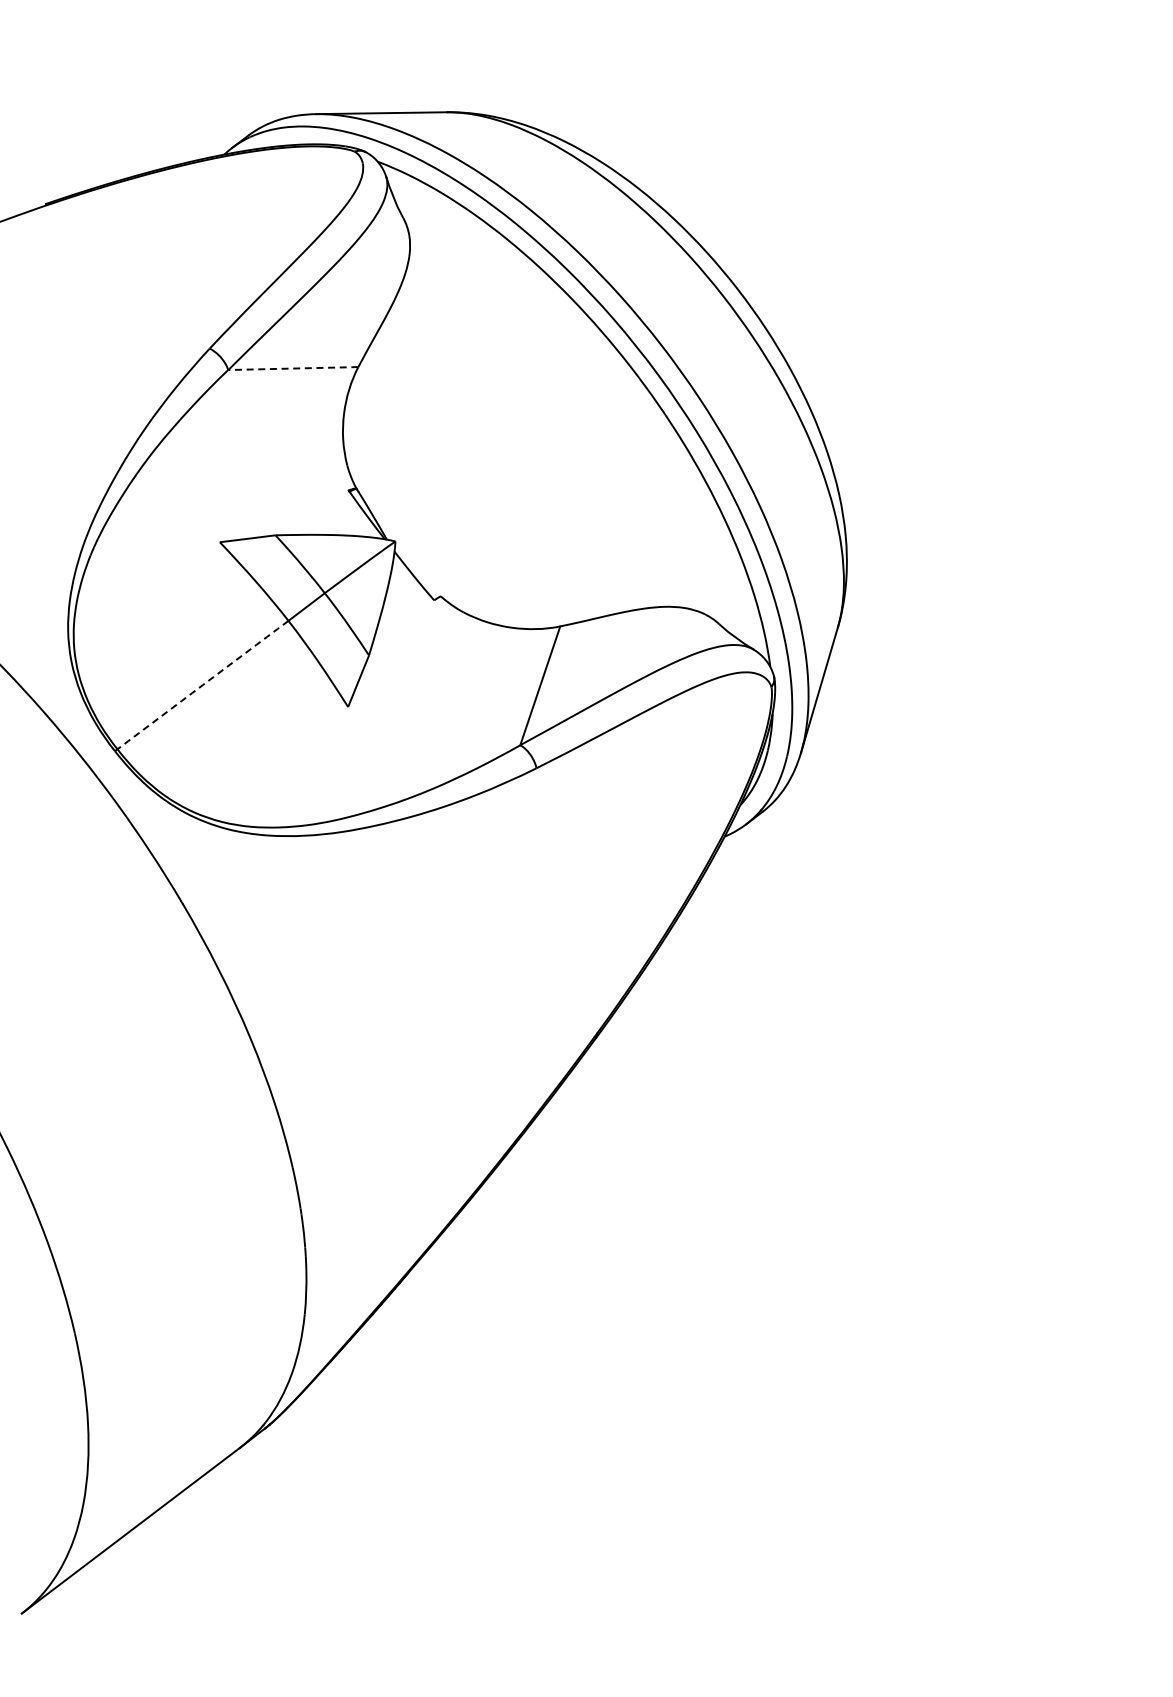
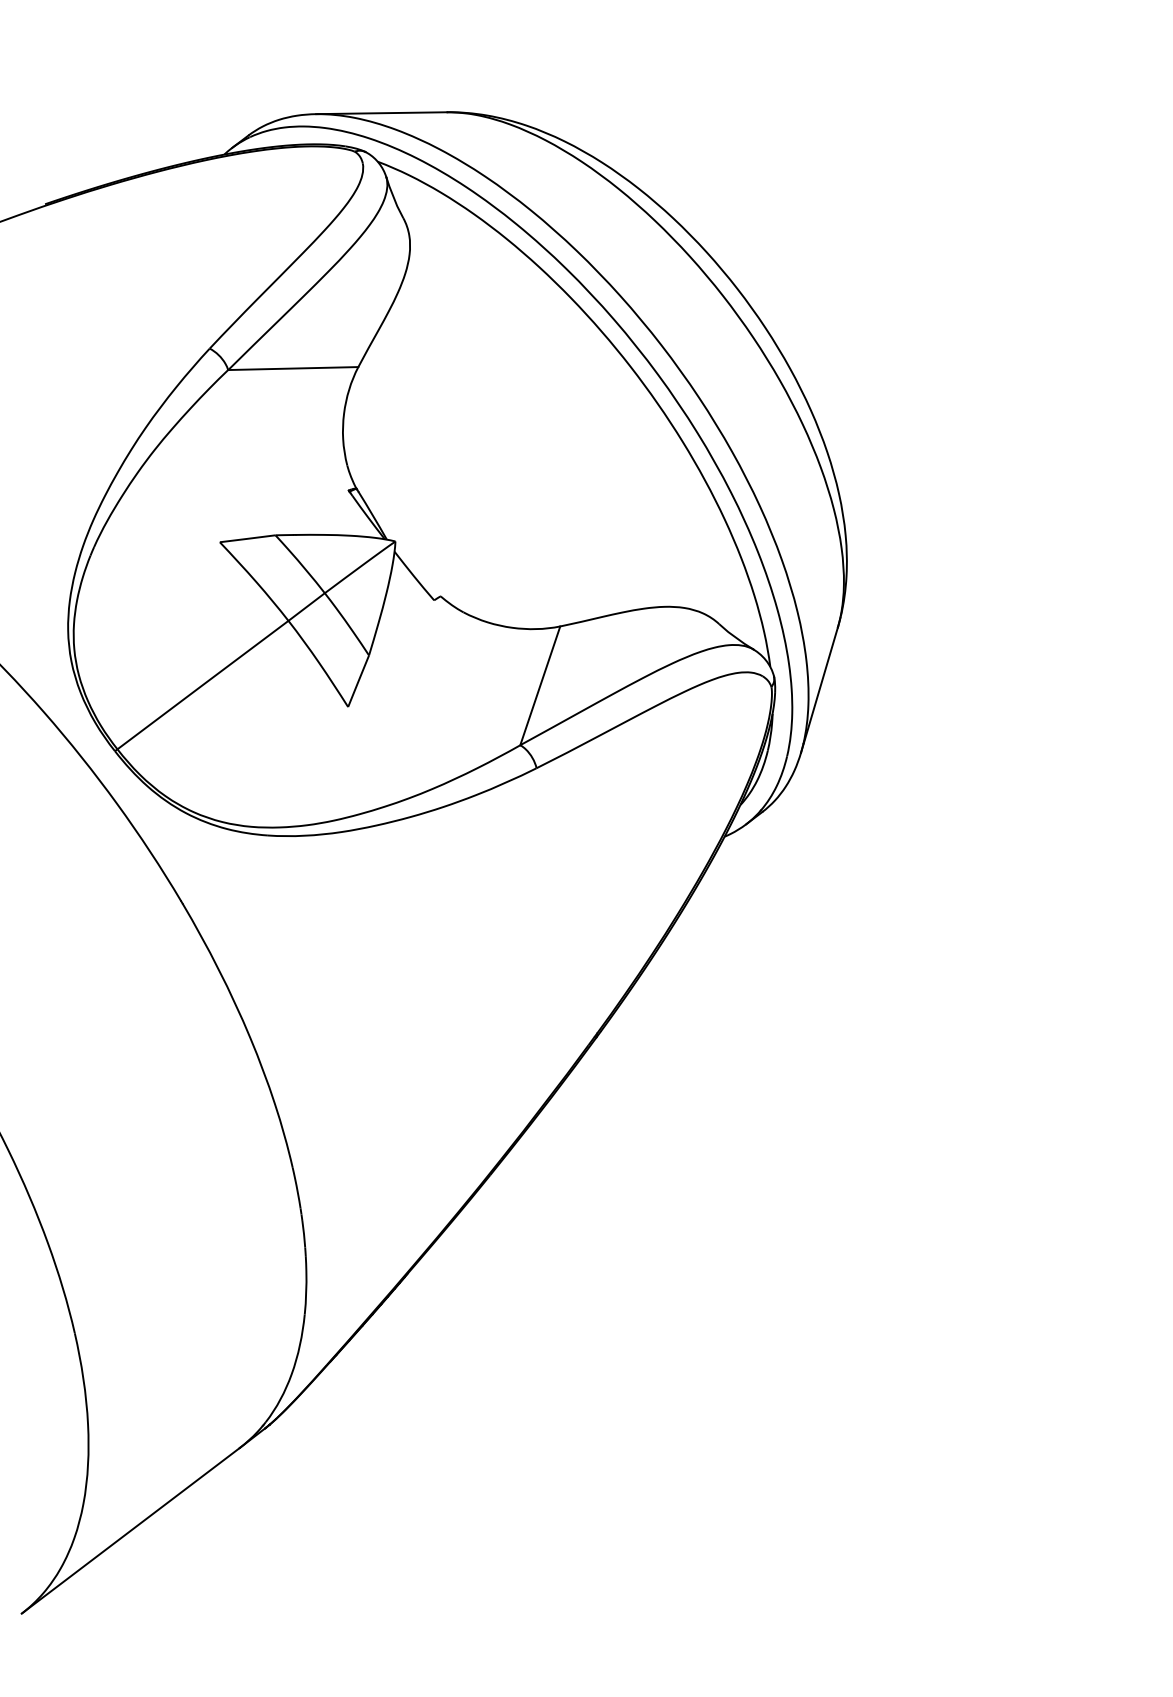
line: dashed -> solid (292, 368)
arc: dashed -> solid (202, 685)
